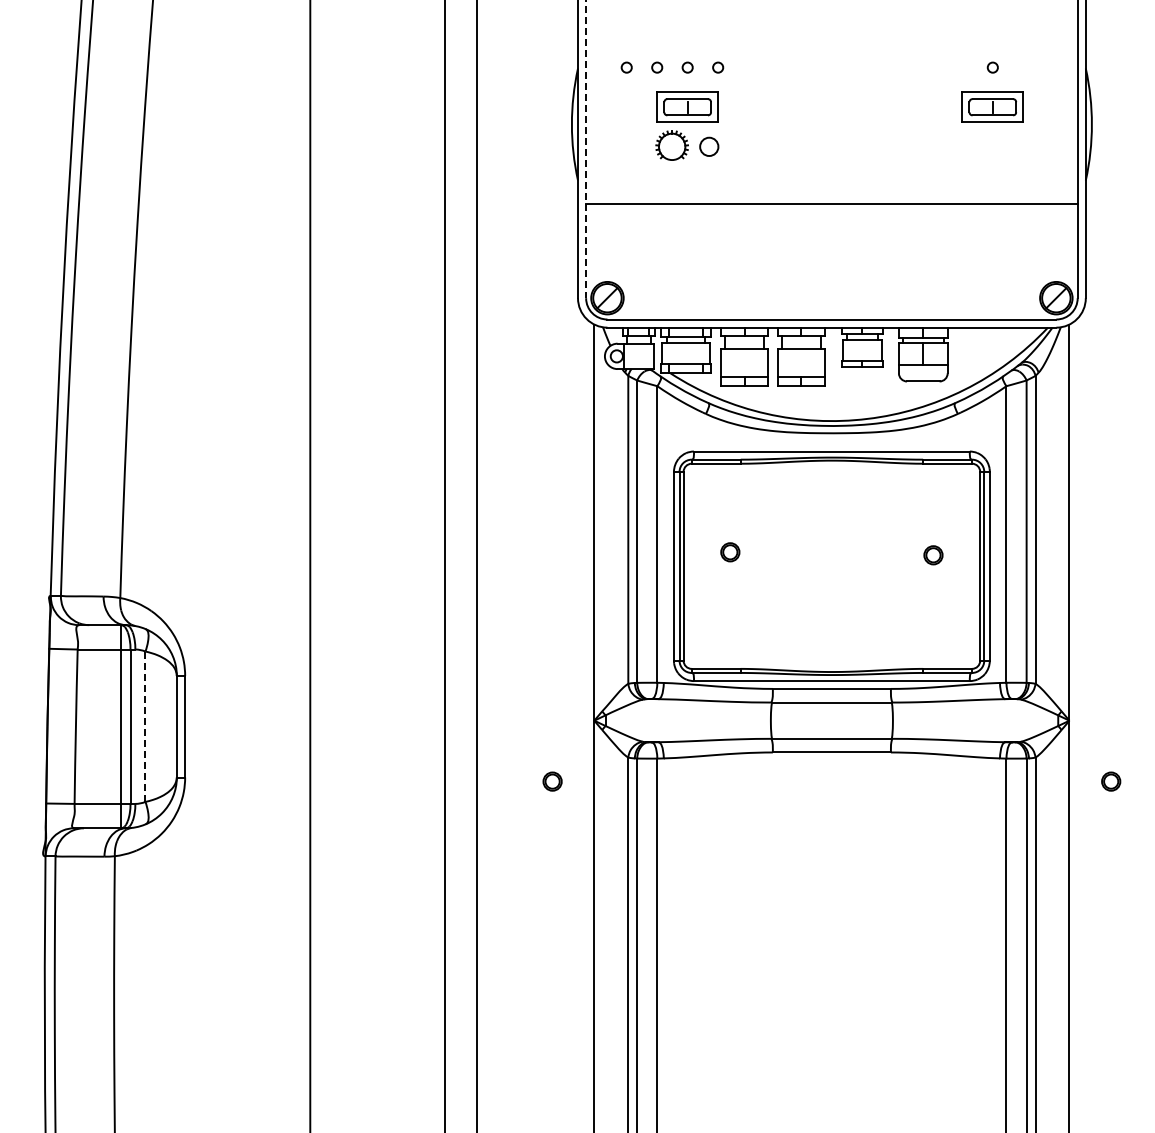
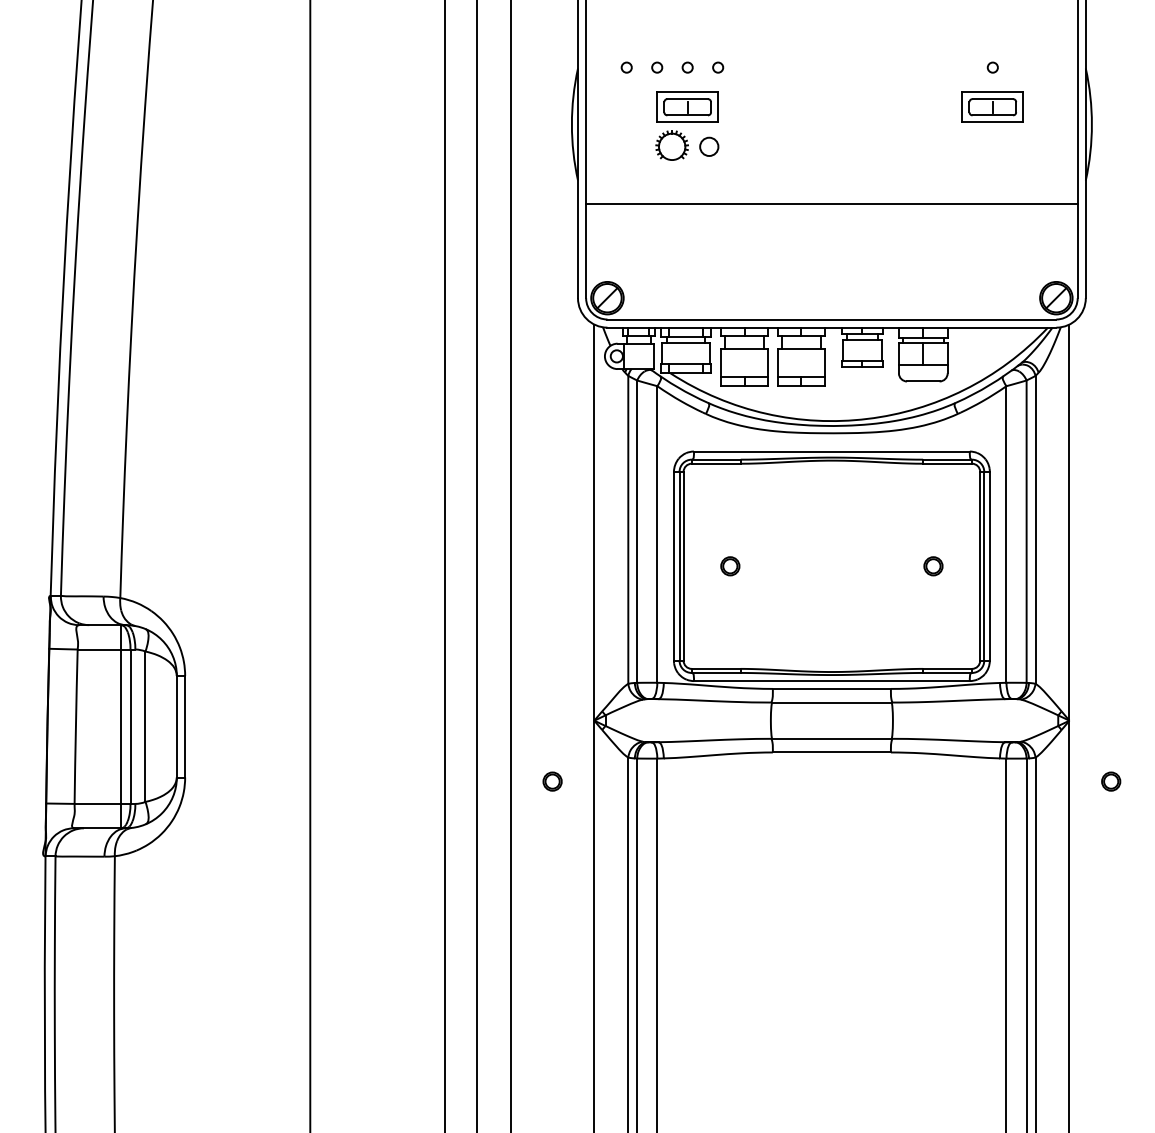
line: dashed -> solid (586, 149)
part position: (730, 552) -> (730, 566) (730, 566)
part position: (933, 555) -> (933, 566) (933, 566)
line: none -> present (511, 565)
line: dashed -> solid (145, 726)
